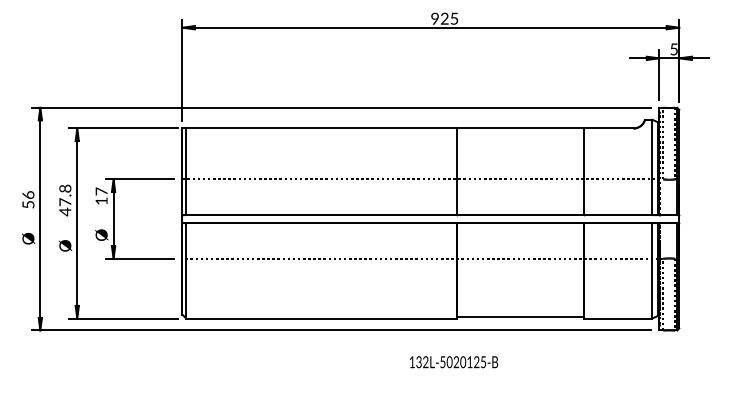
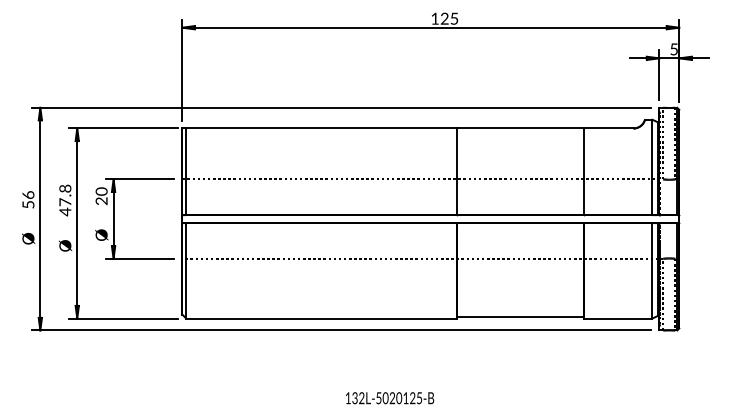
text: 925 -> 125 (434, 18)
text: 17 -> 20 (101, 196)
text position: (454, 362) -> (390, 398) (390, 398)
